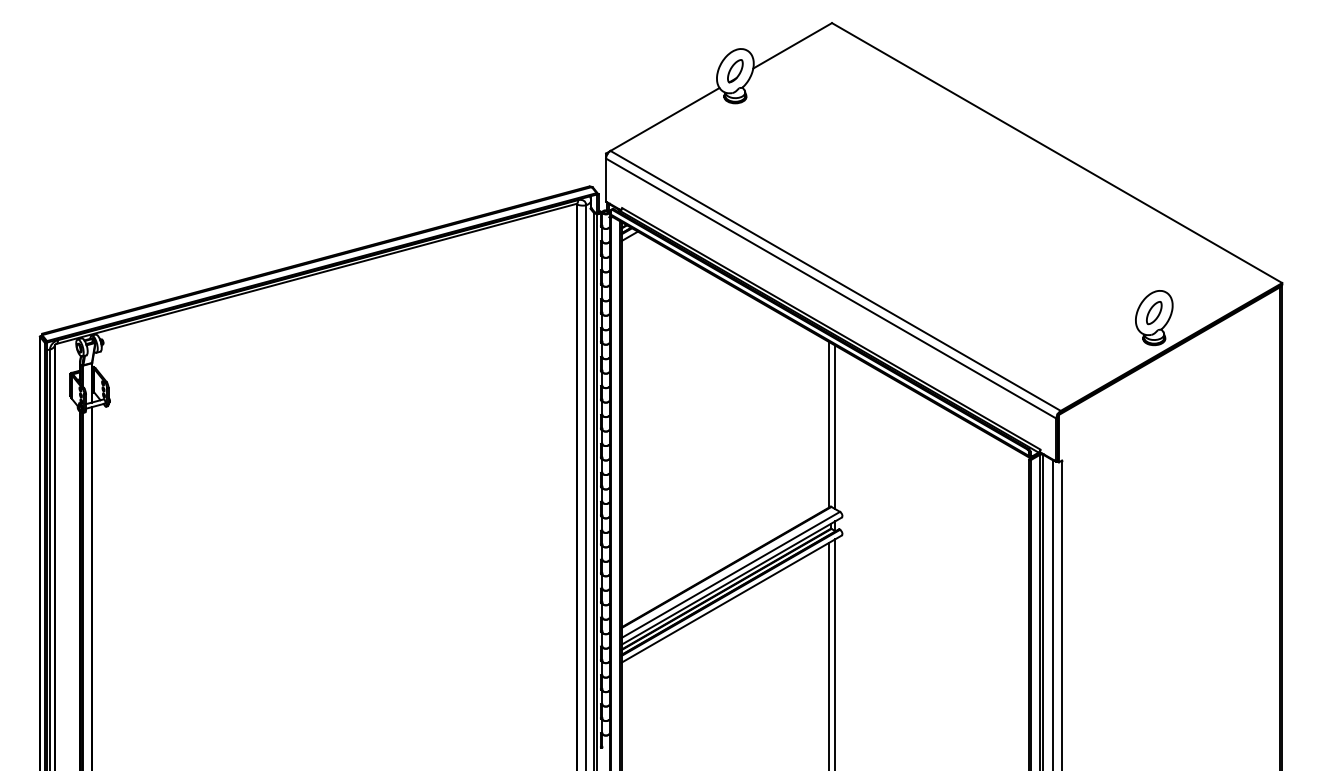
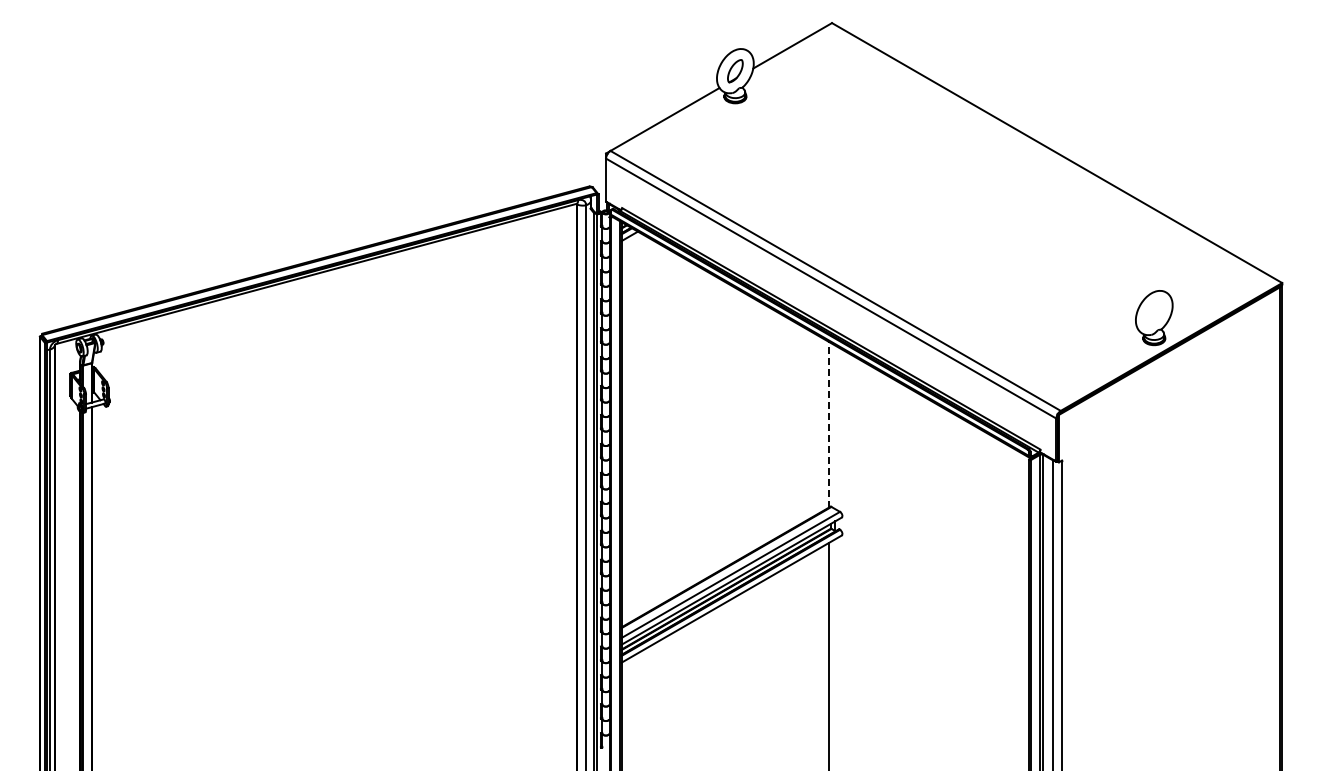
part: present -> none (1154, 313)
line: solid -> dashed (828, 424)
line: present -> none (835, 427)
line: present -> none (835, 653)
